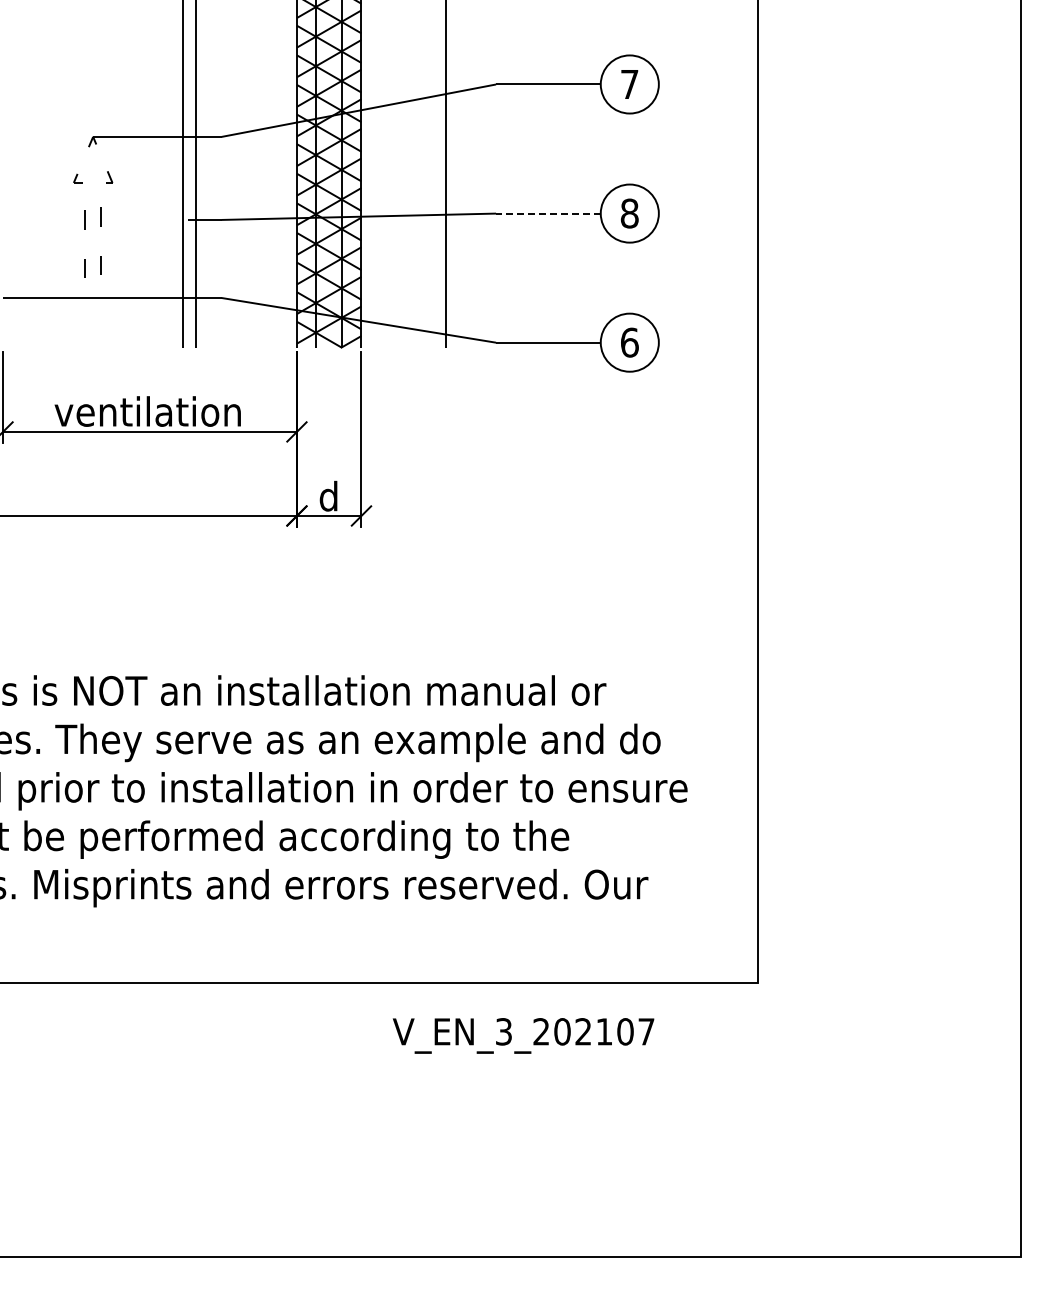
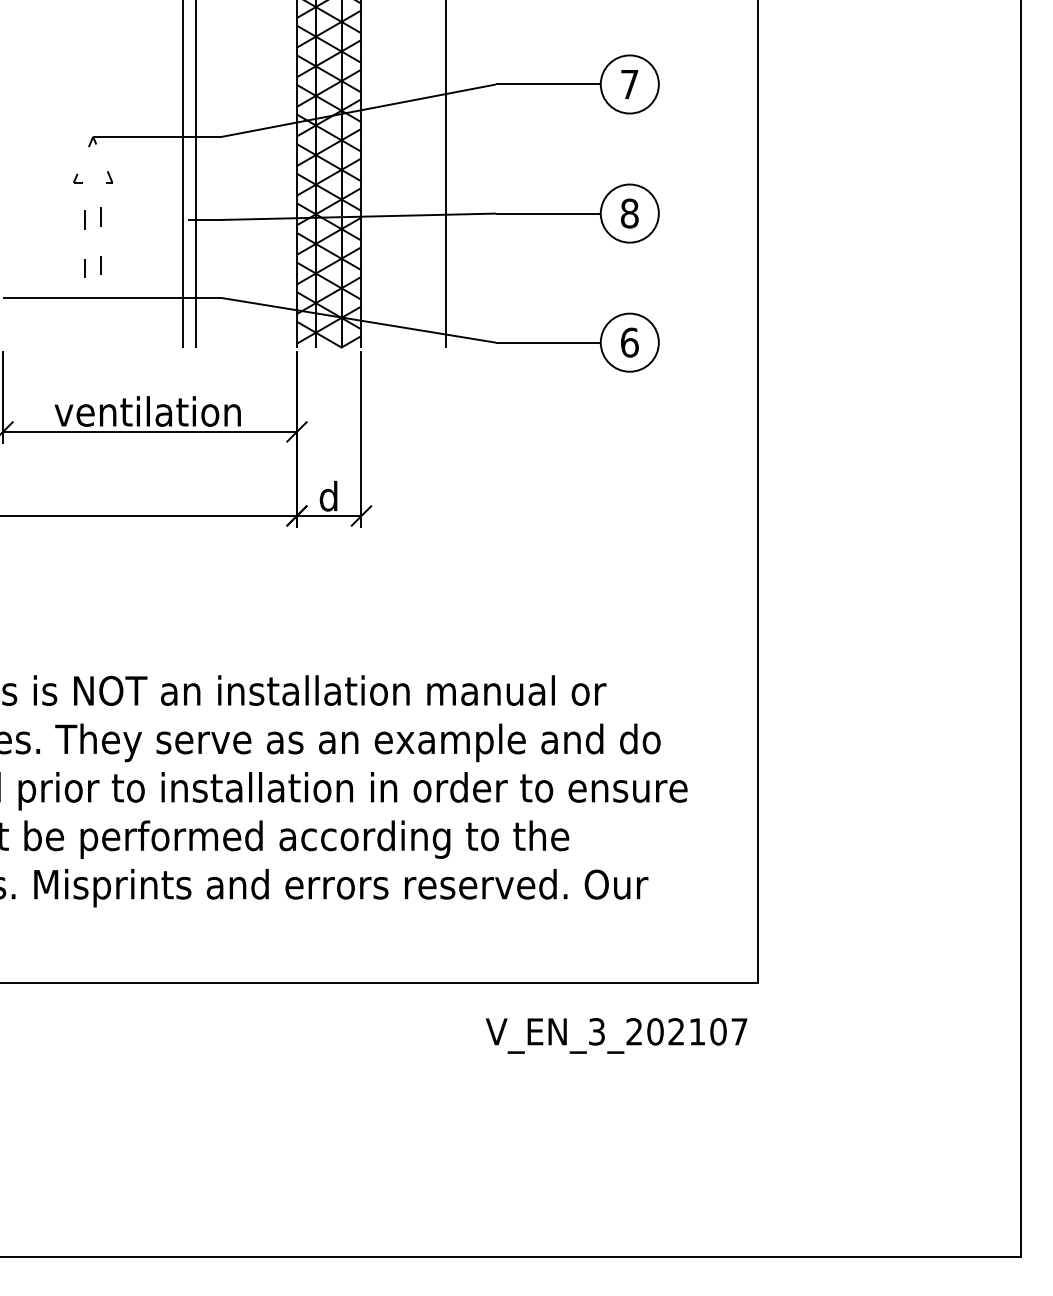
line: dashed -> solid (547, 213)
text position: (523, 1035) -> (616, 1035) (616, 1035)
